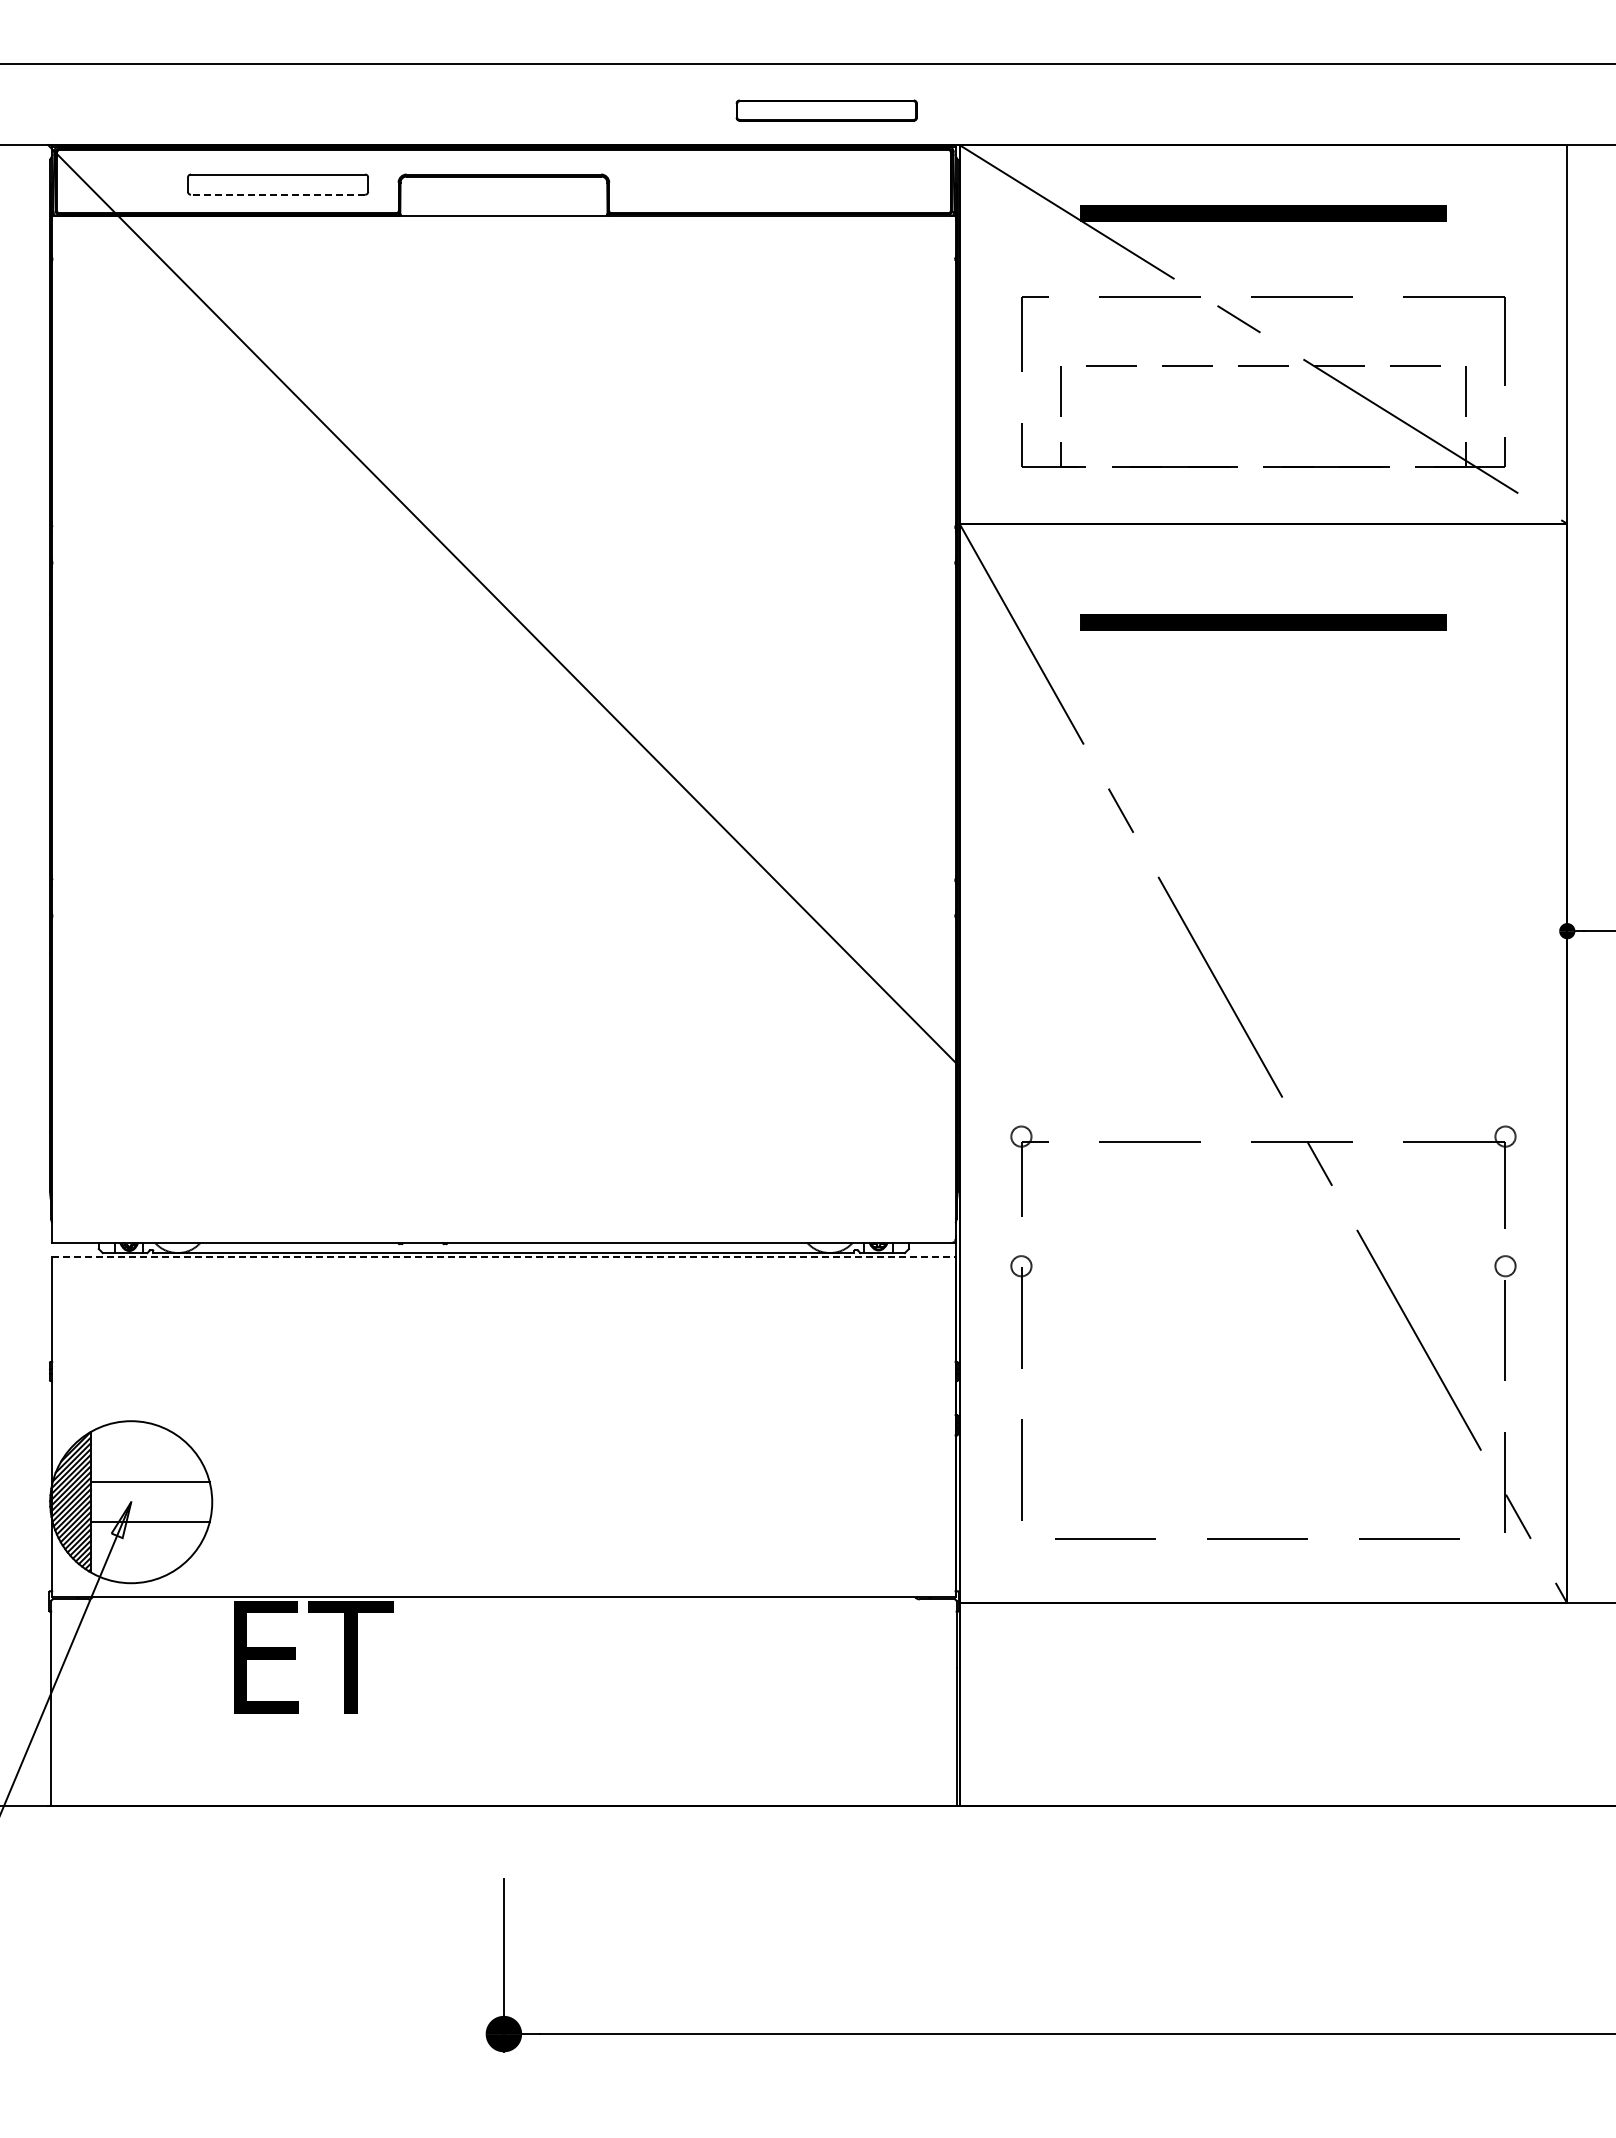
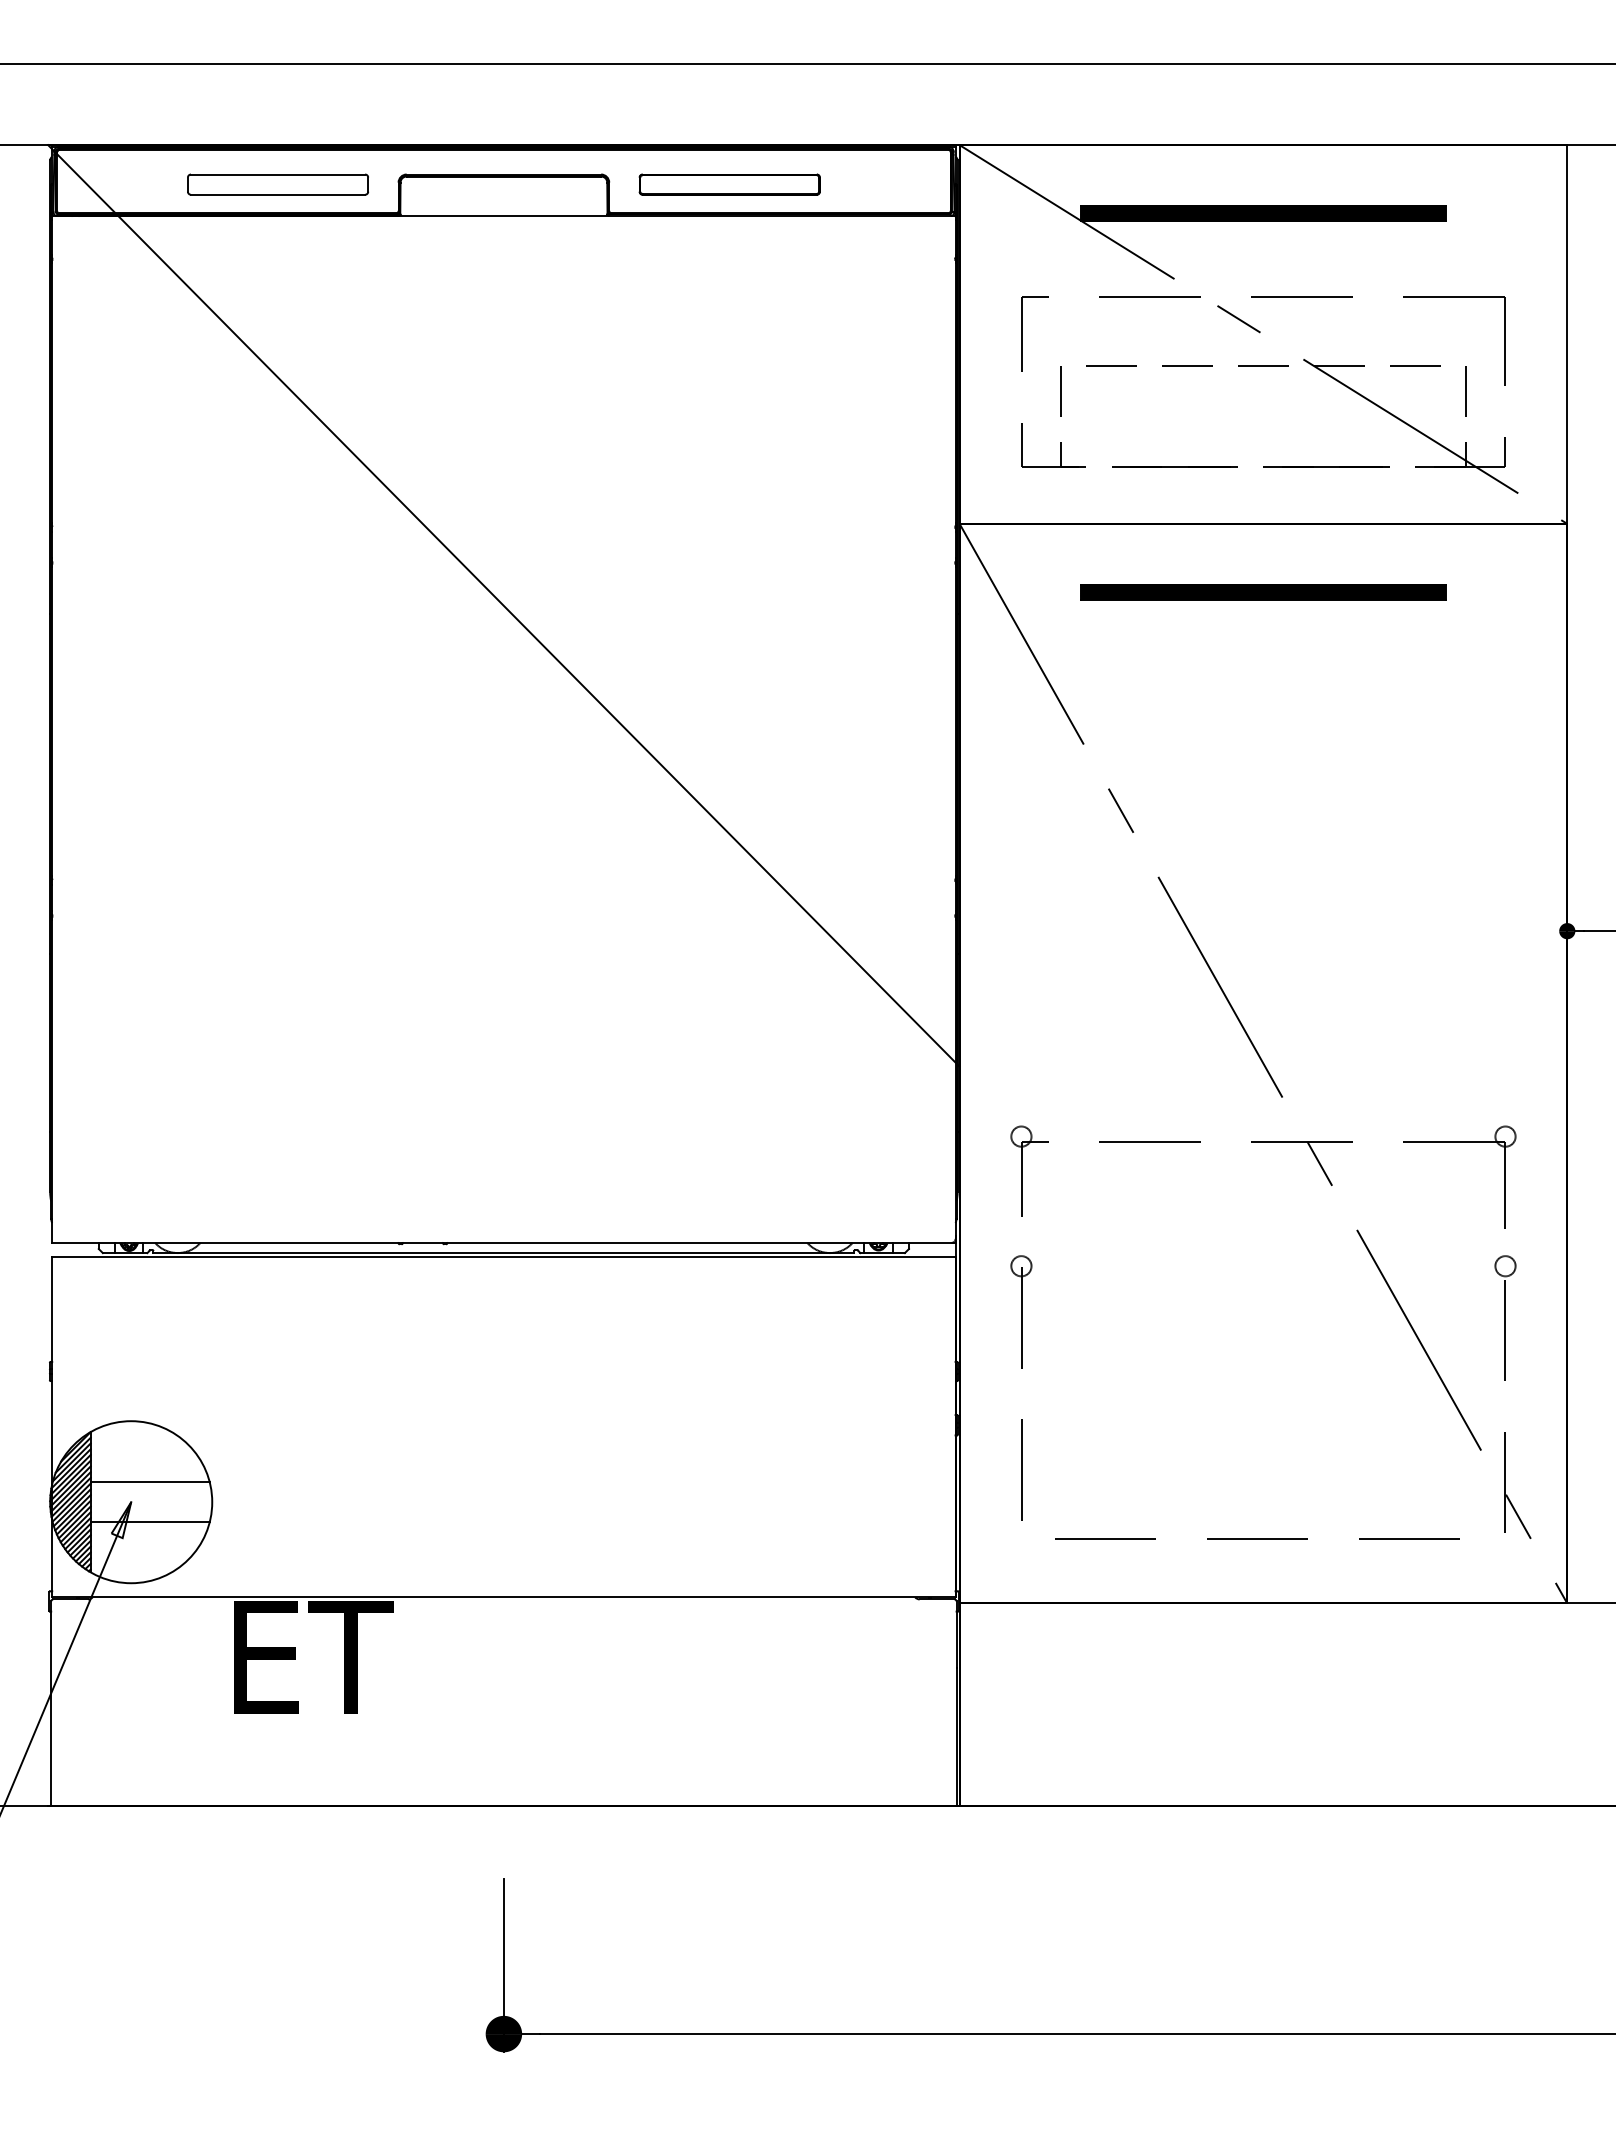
part position: (826, 110) -> (729, 184) (729, 184)
line: dashed -> solid (277, 194)
part position: (1263, 622) -> (1263, 592) (1263, 592)
line: dashed -> solid (503, 1257)
